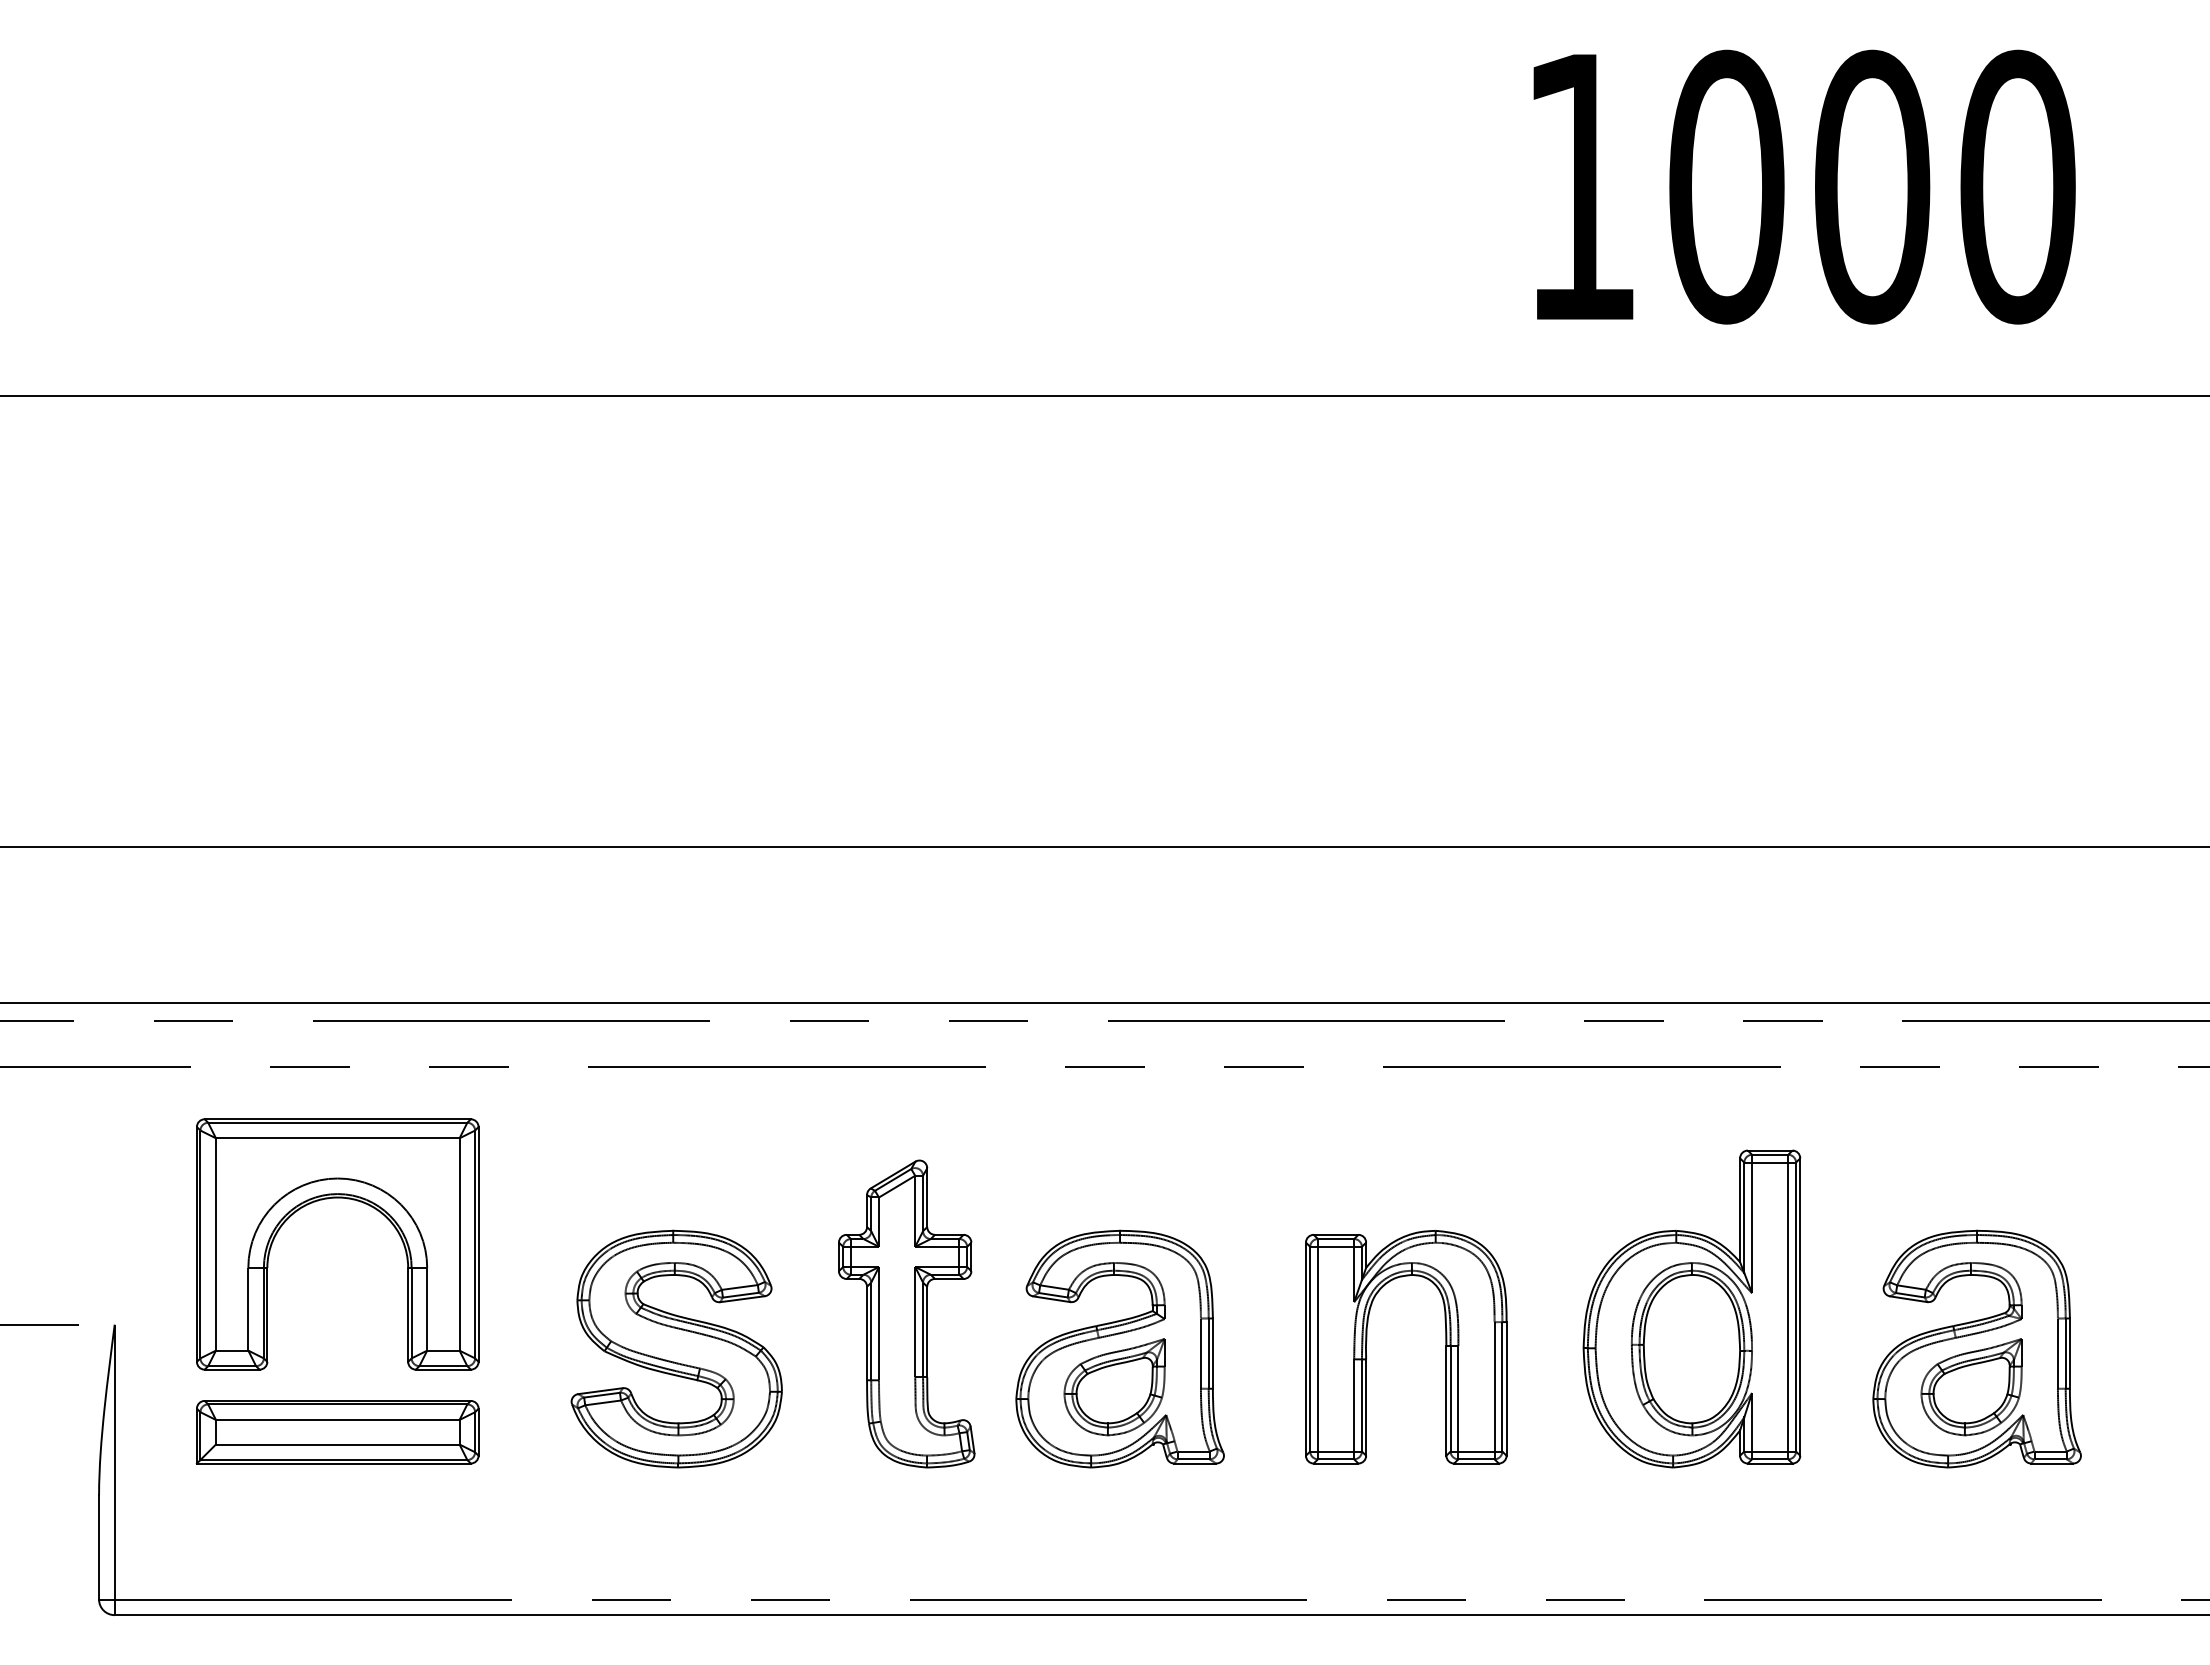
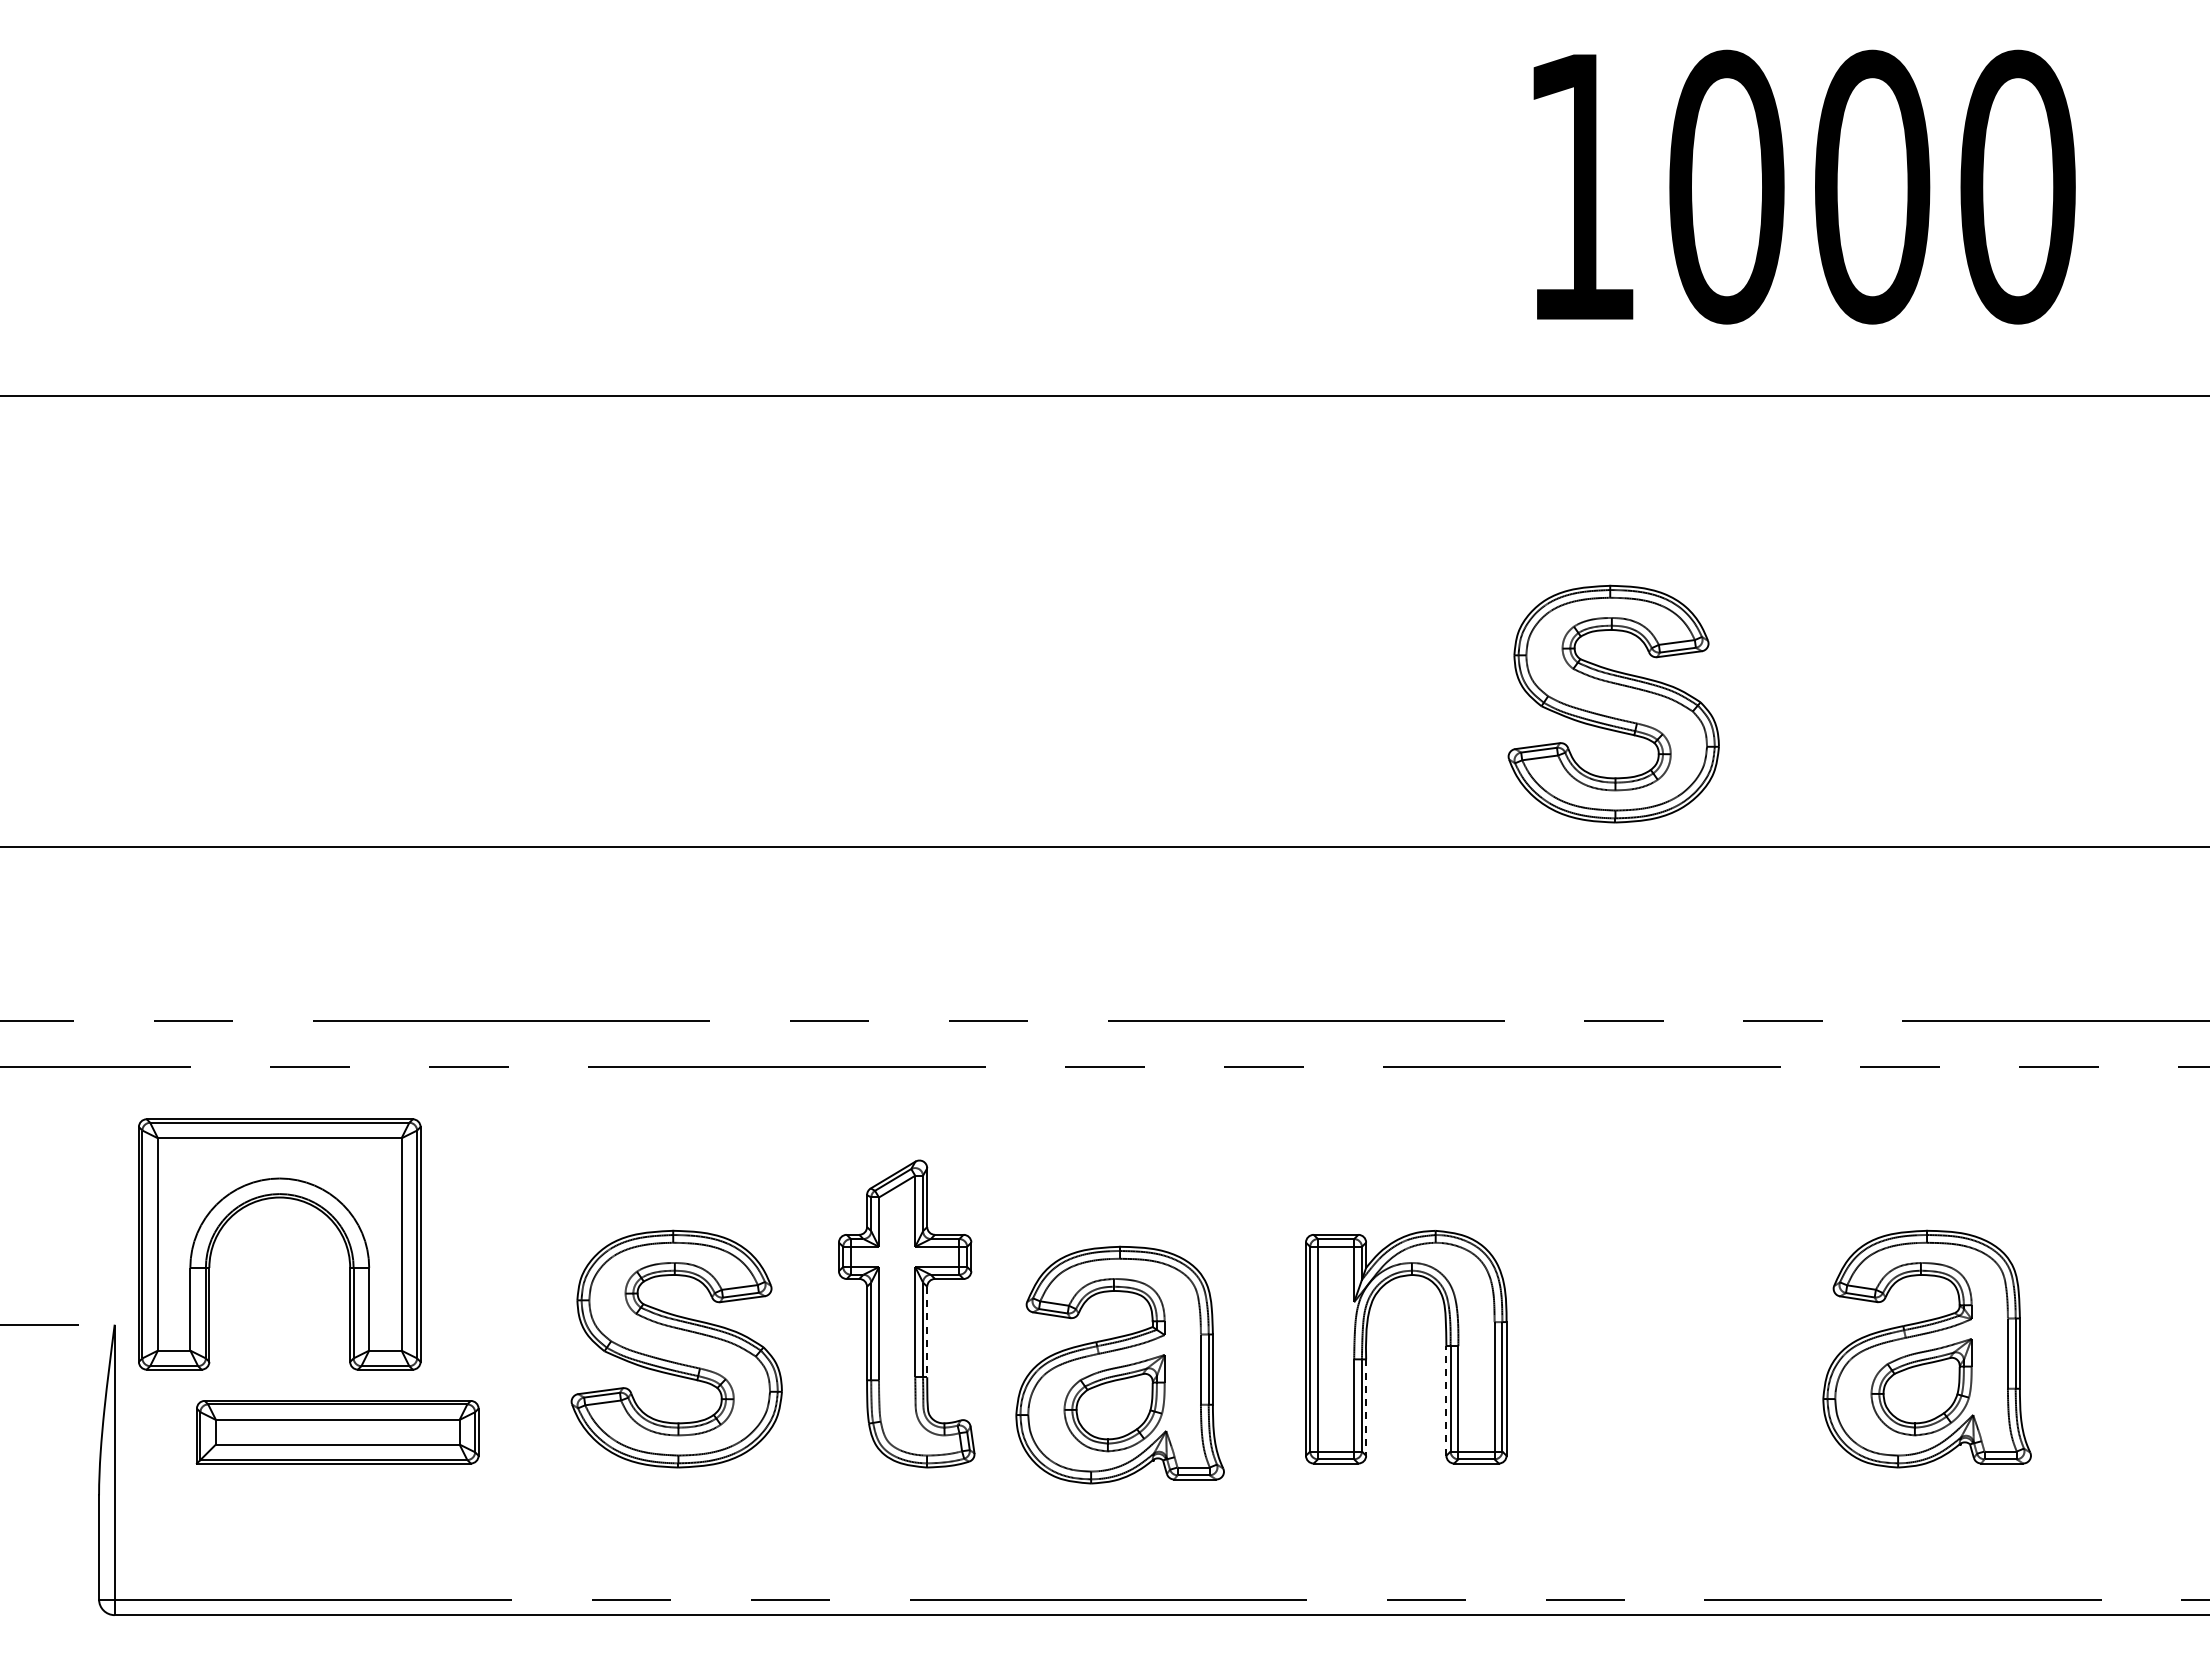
part: none -> present (1613, 703)
line: present -> none (1104, 1003)
part position: (328, 1199) -> (270, 1199) (270, 1199)
part: present -> none (1691, 1308)
line: solid -> dashed (927, 1332)
part position: (1119, 1348) -> (1119, 1364) (1119, 1364)
part position: (1976, 1348) -> (1926, 1348) (1926, 1348)
line: solid -> dashed (1446, 1400)
line: solid -> dashed (1366, 1408)
